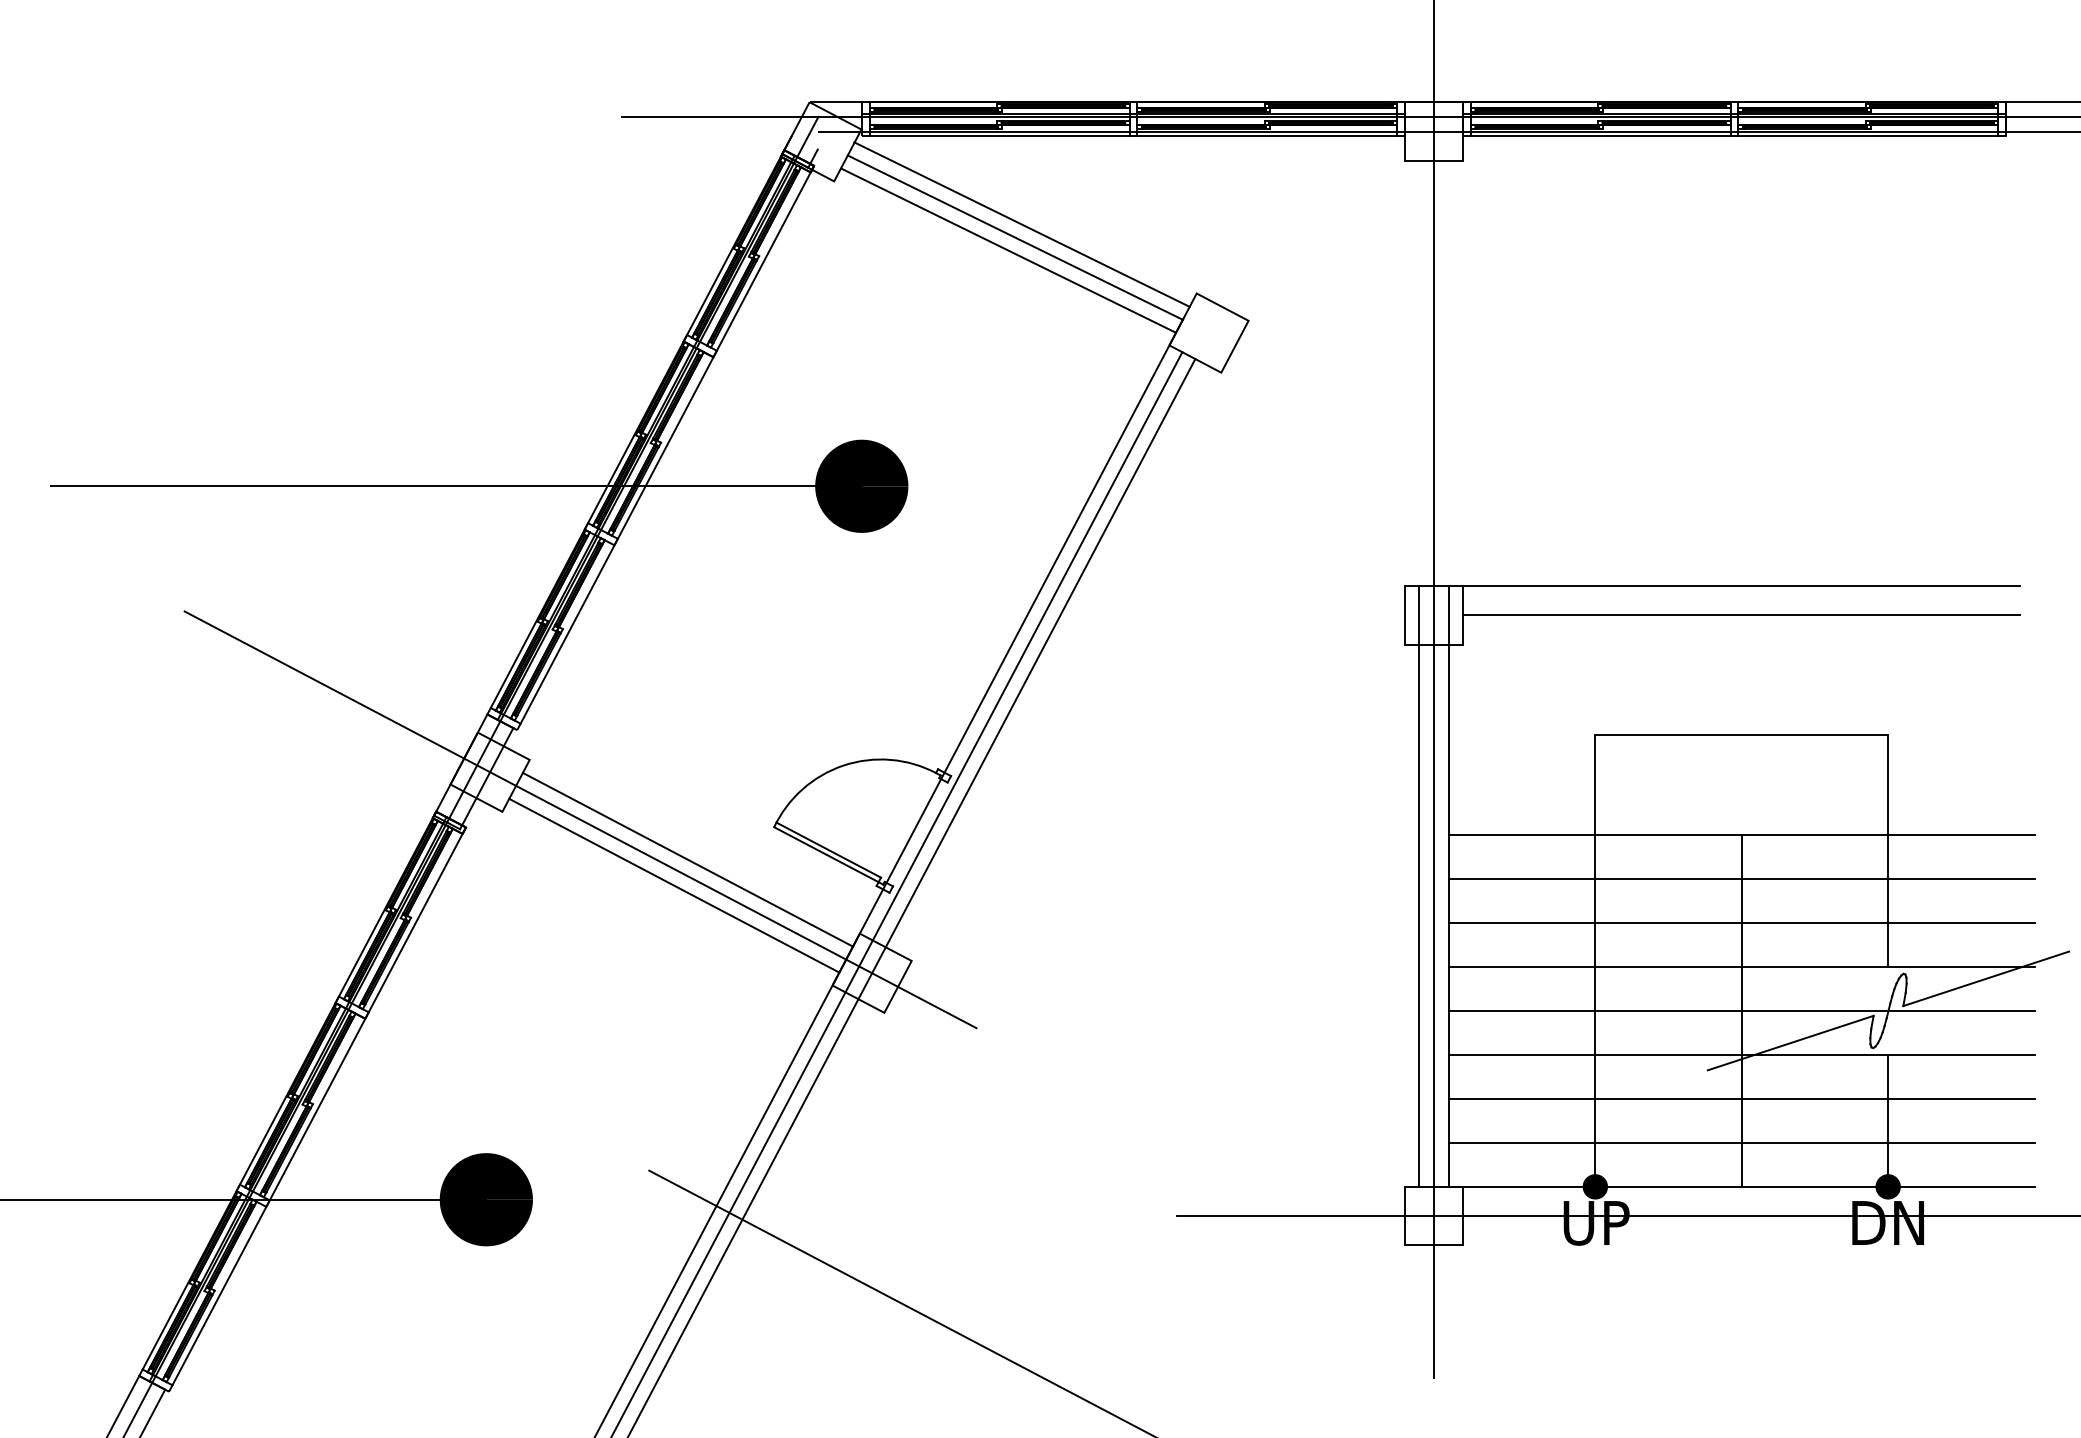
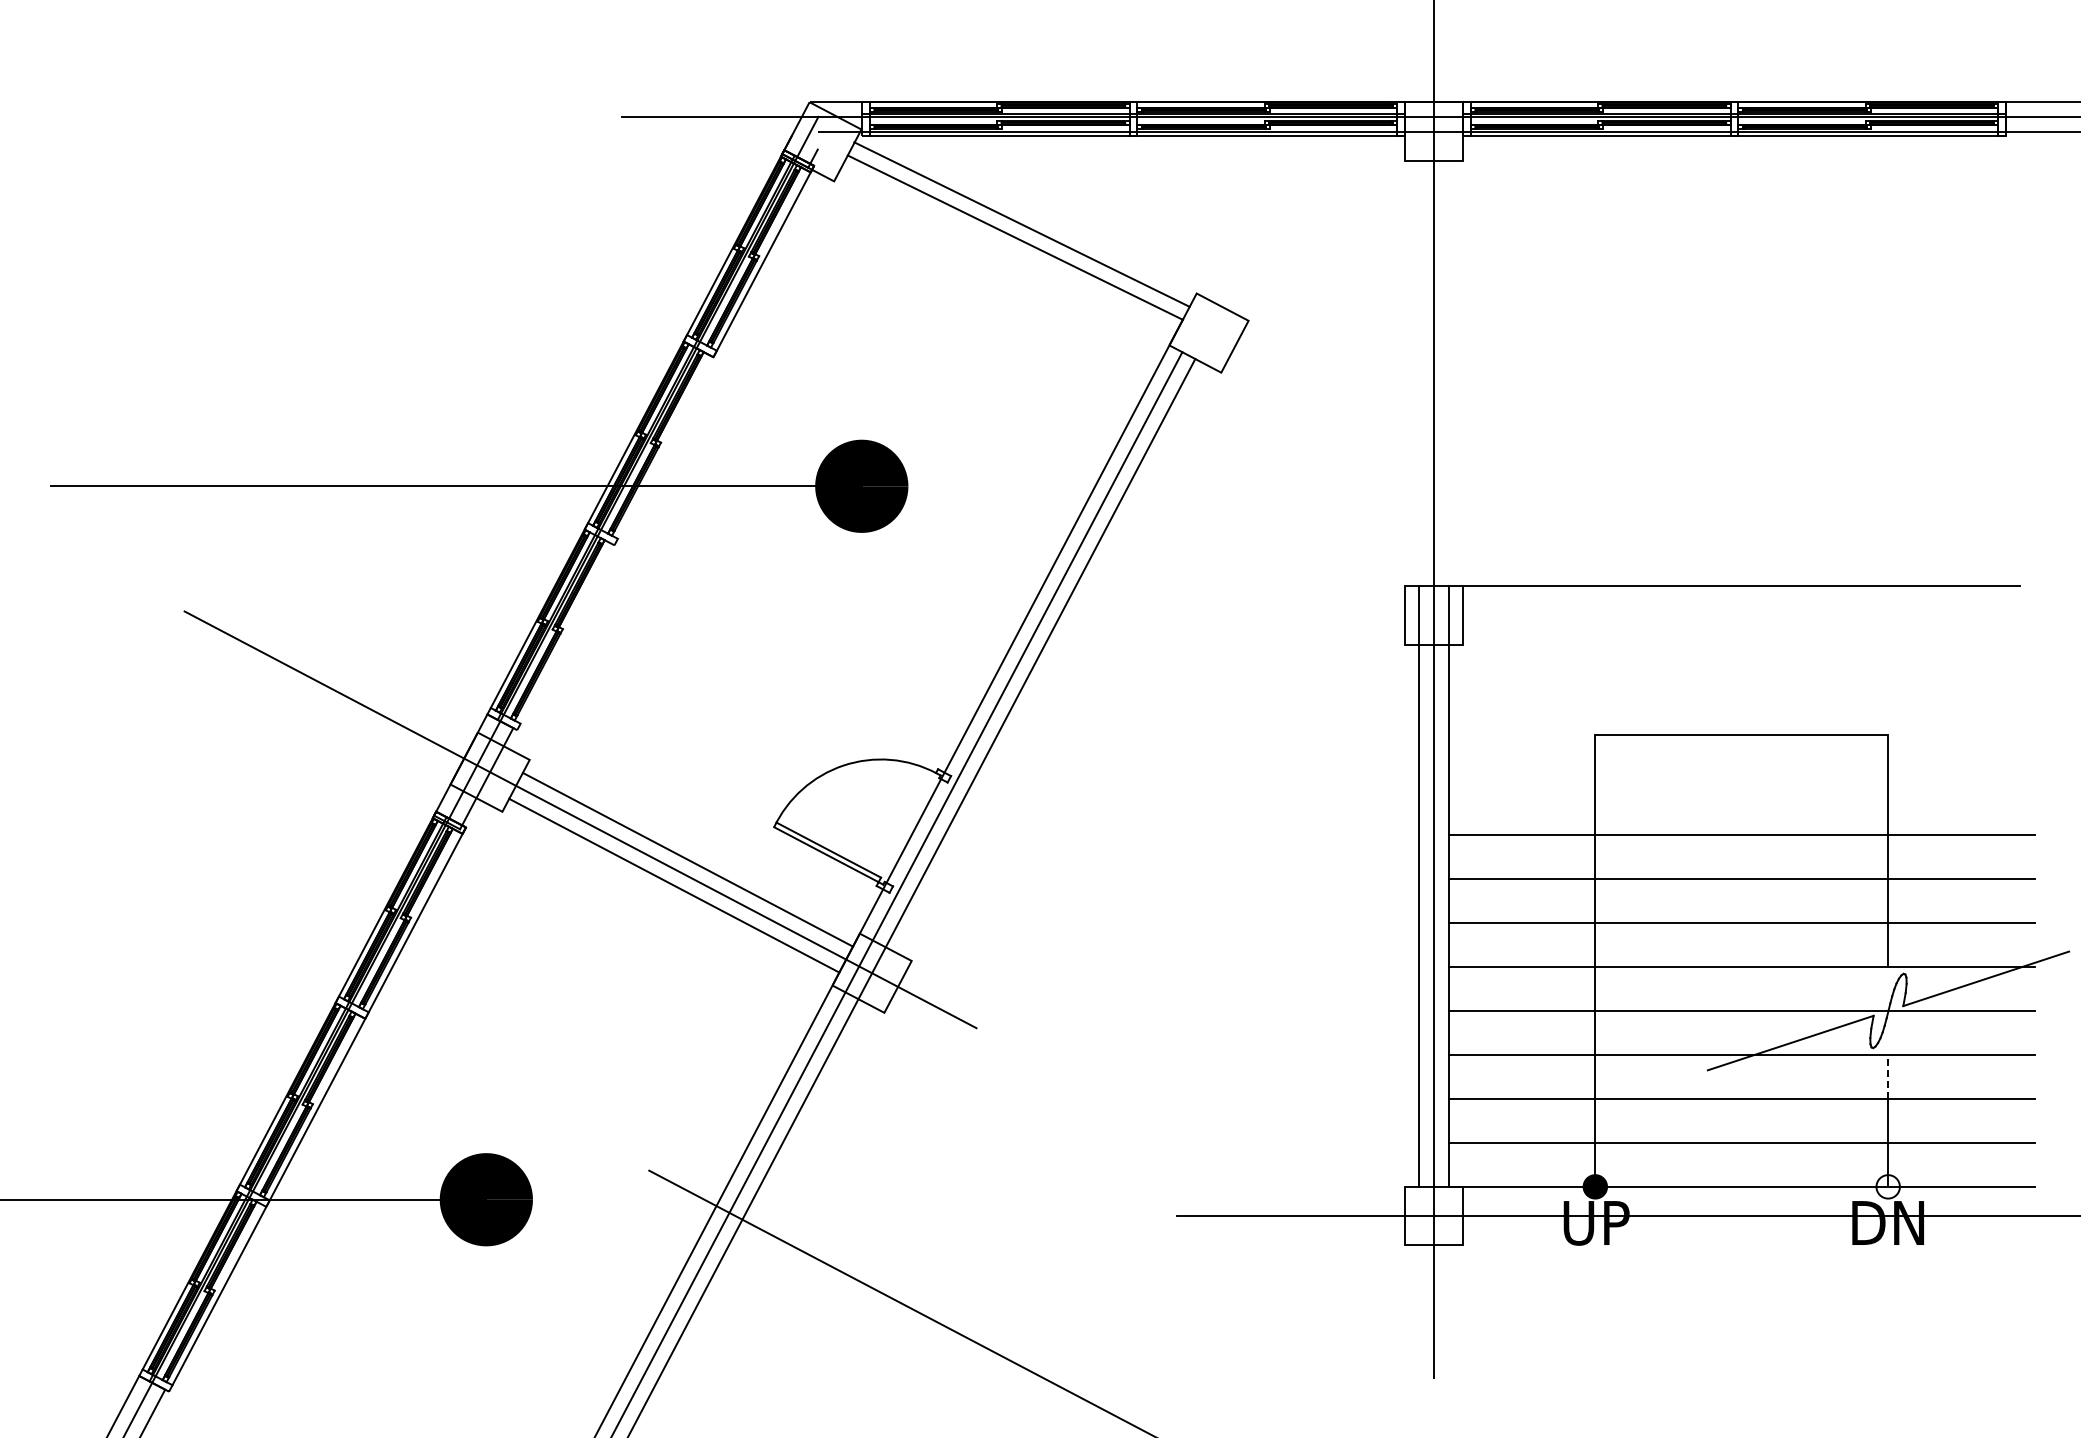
line: present -> none (1008, 250)
line: present -> none (616, 540)
line: present -> none (1741, 615)
line: present -> none (1741, 1010)
line: solid -> dashed (1888, 1076)
fill: present -> none (1887, 1186)
